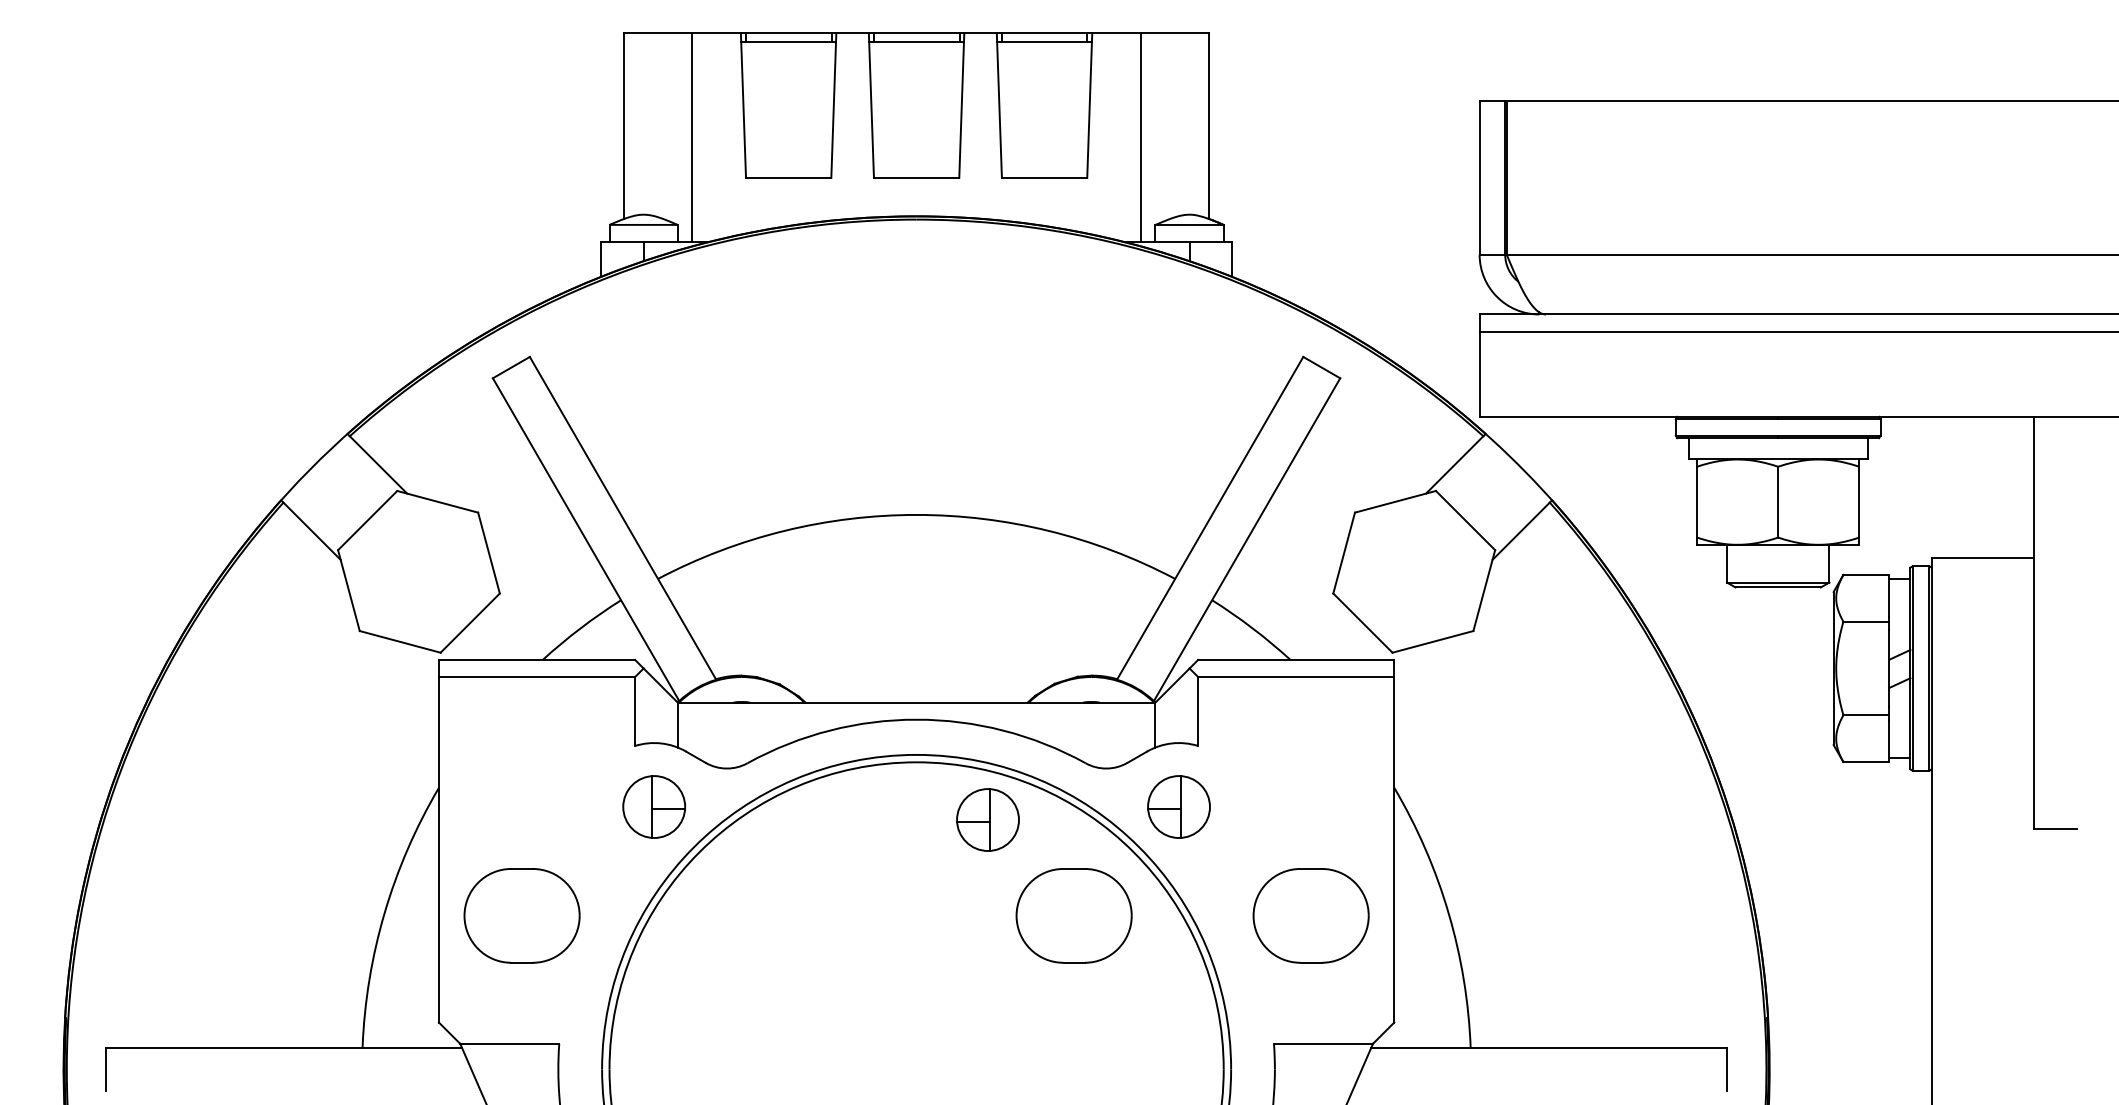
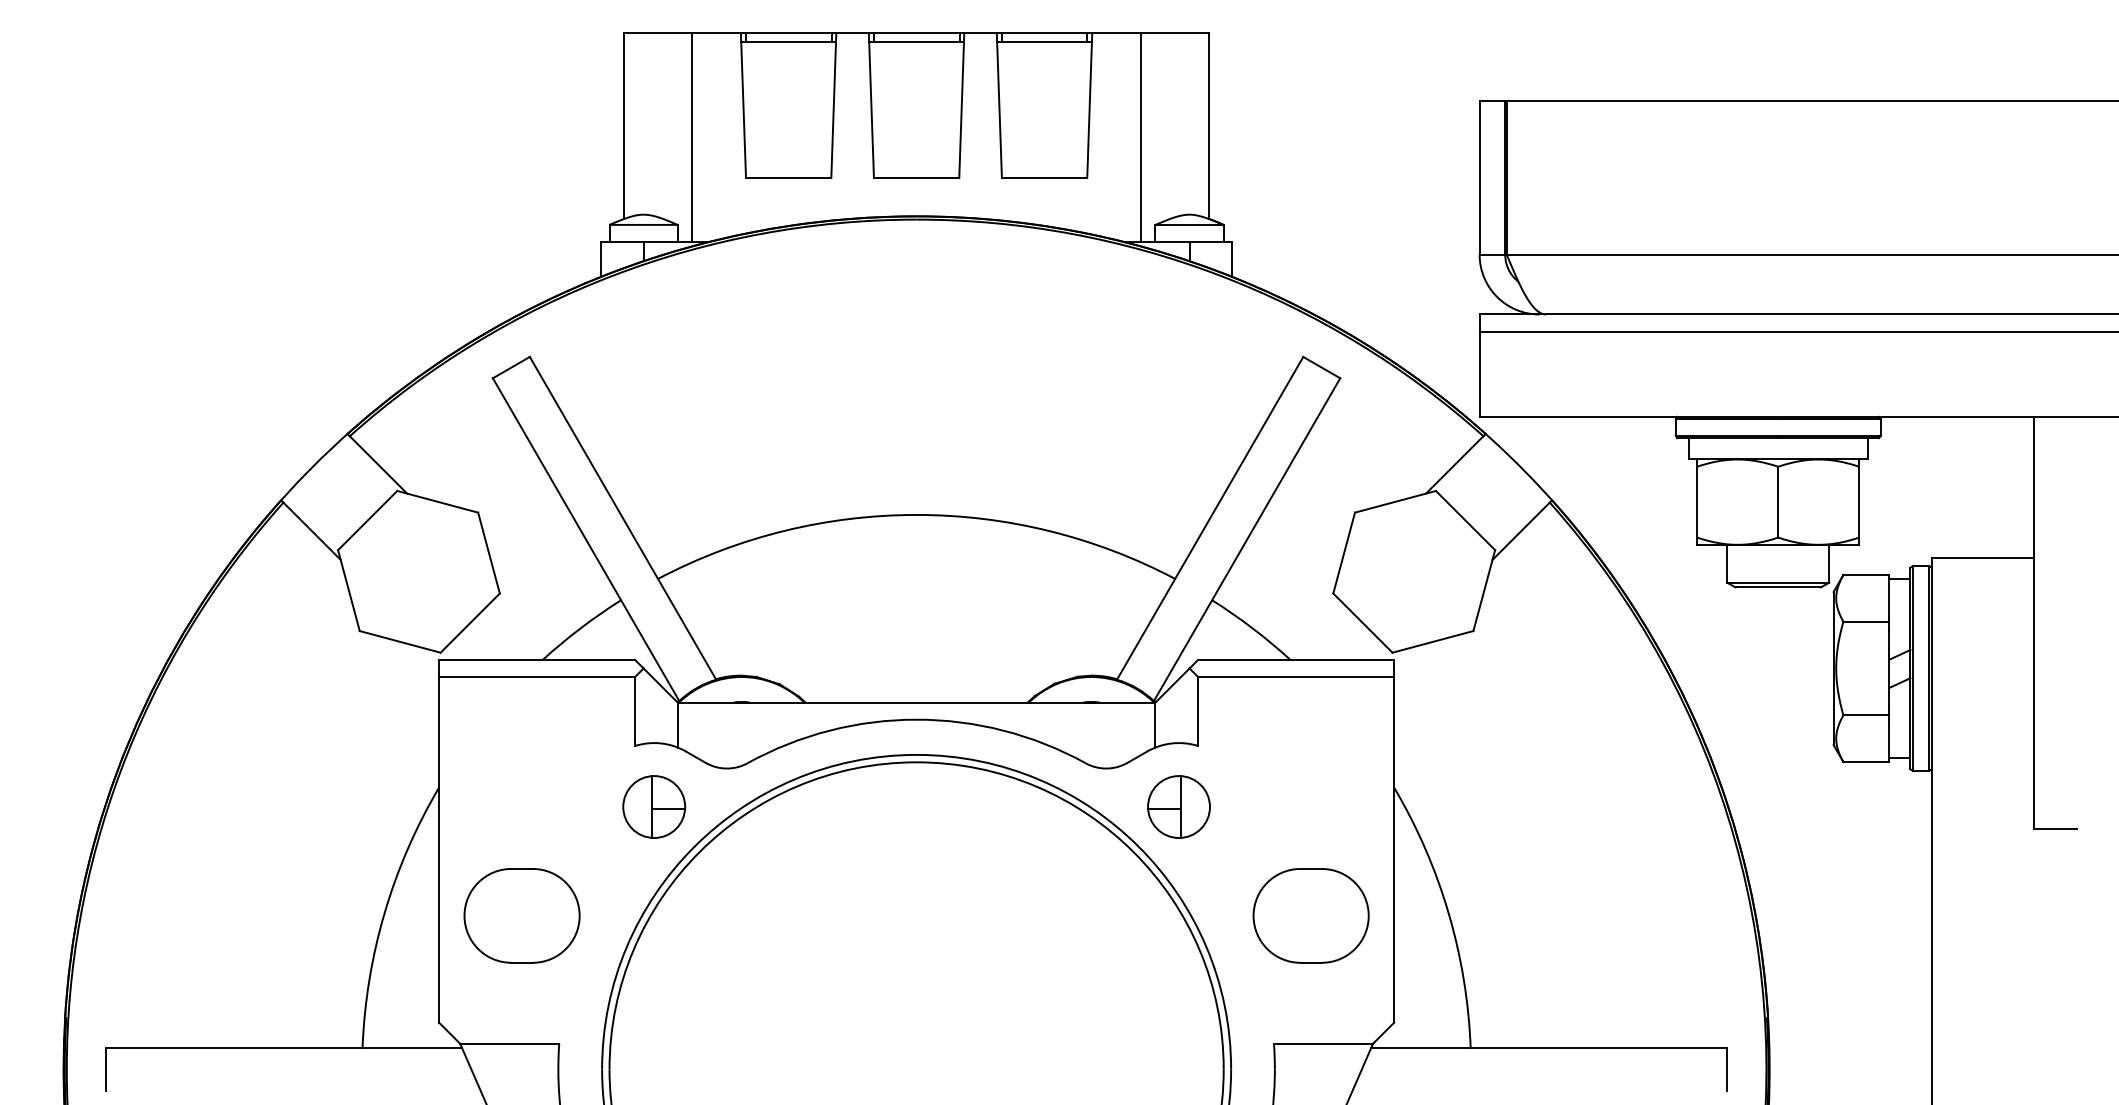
part: present -> none (987, 819)
part: present -> none (1073, 915)
